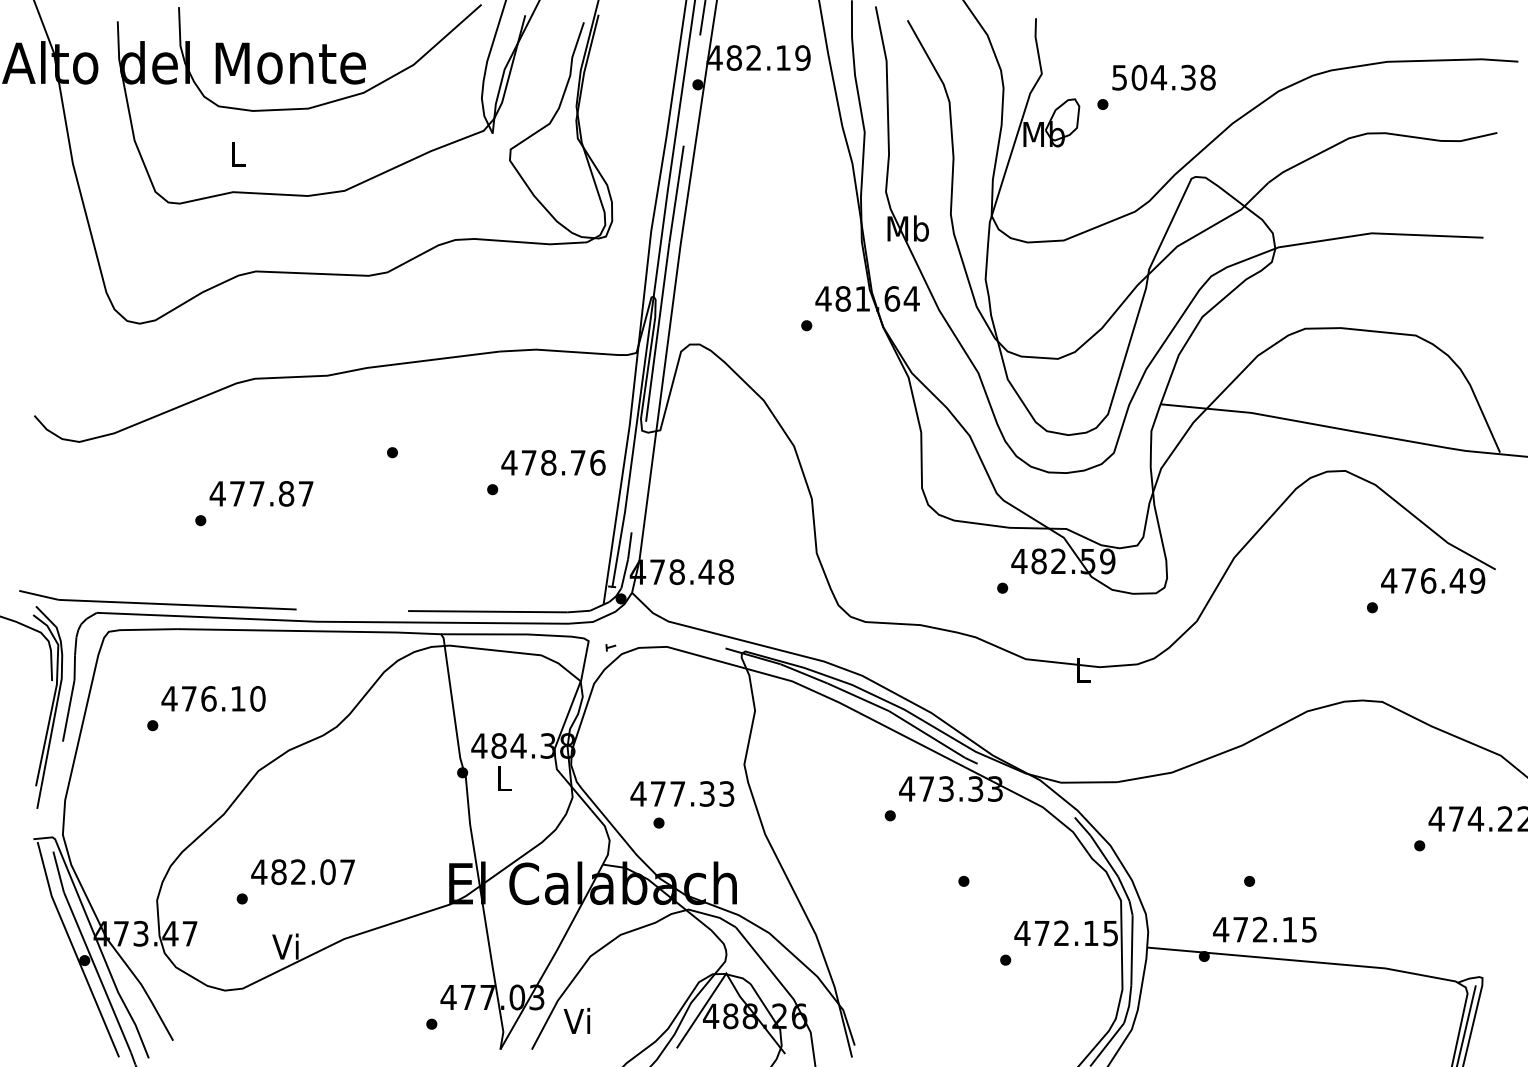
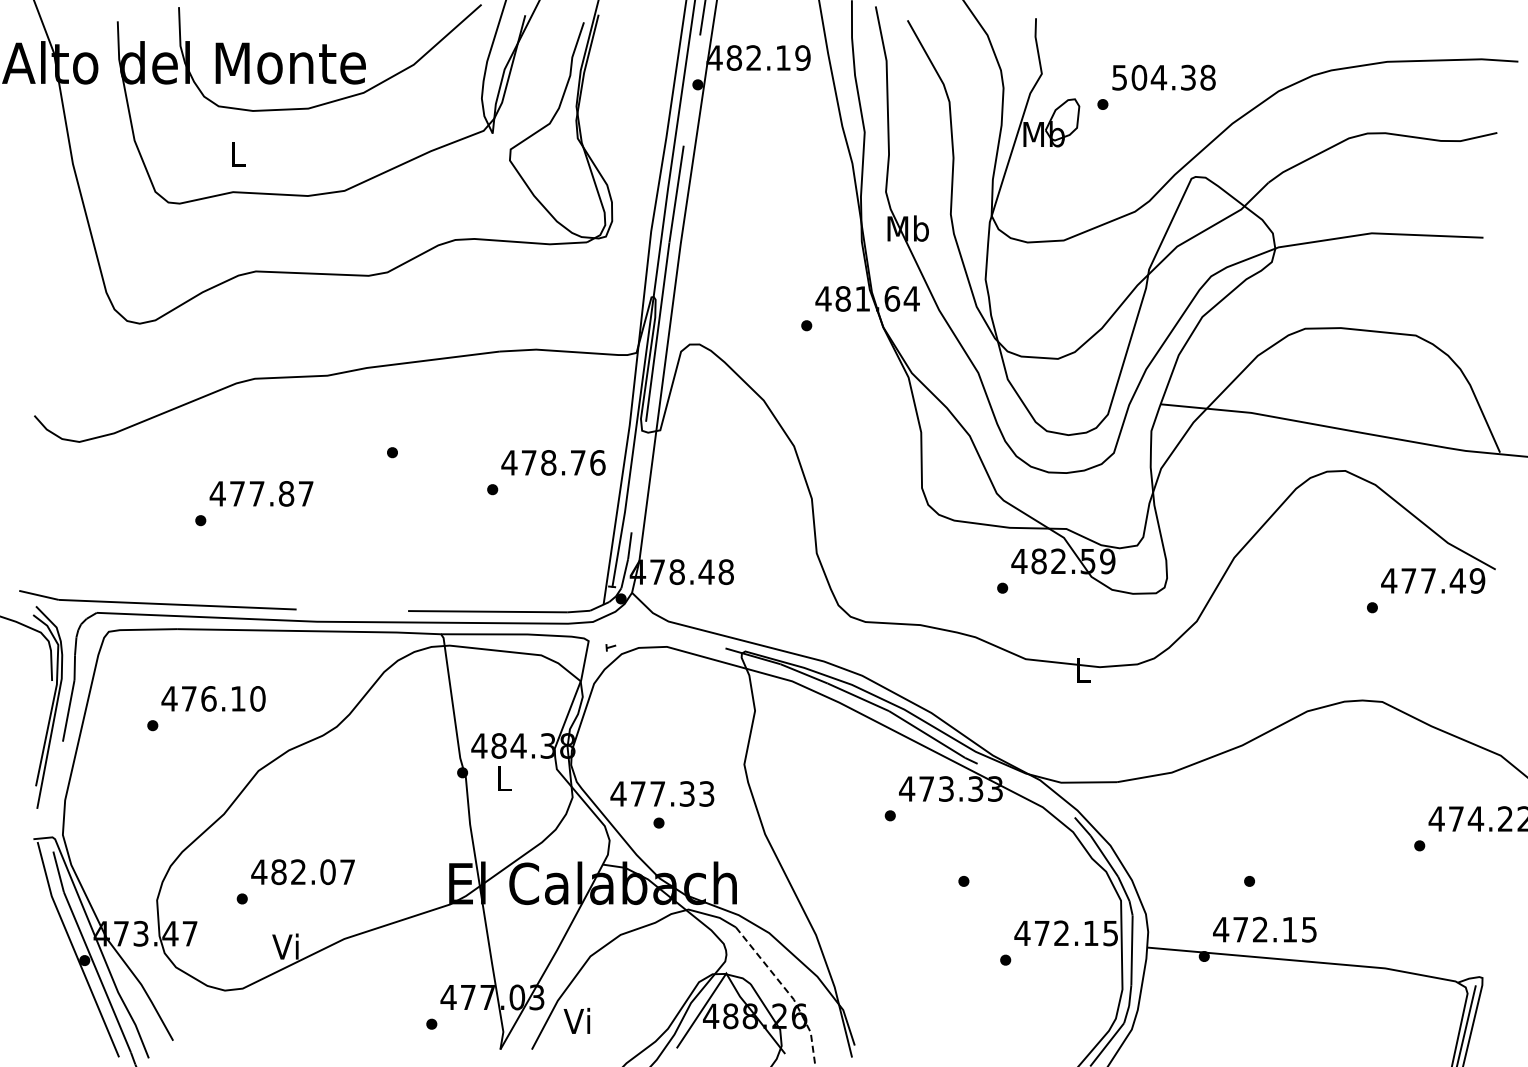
text: 476.49 -> 477.49 (1428, 580)
text position: (682, 793) -> (662, 793) (662, 793)
line: solid -> dashed (787, 991)
